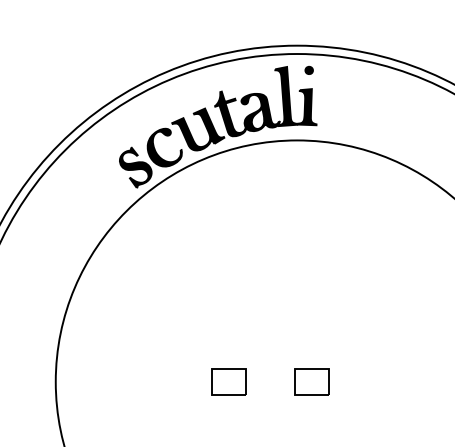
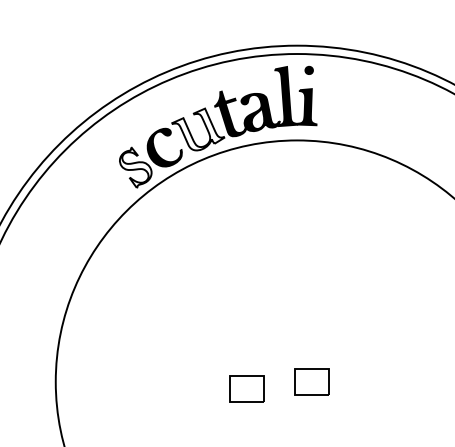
fill: present -> none (198, 129)
fill: present -> none (135, 167)
part position: (228, 381) -> (246, 388) (246, 388)
